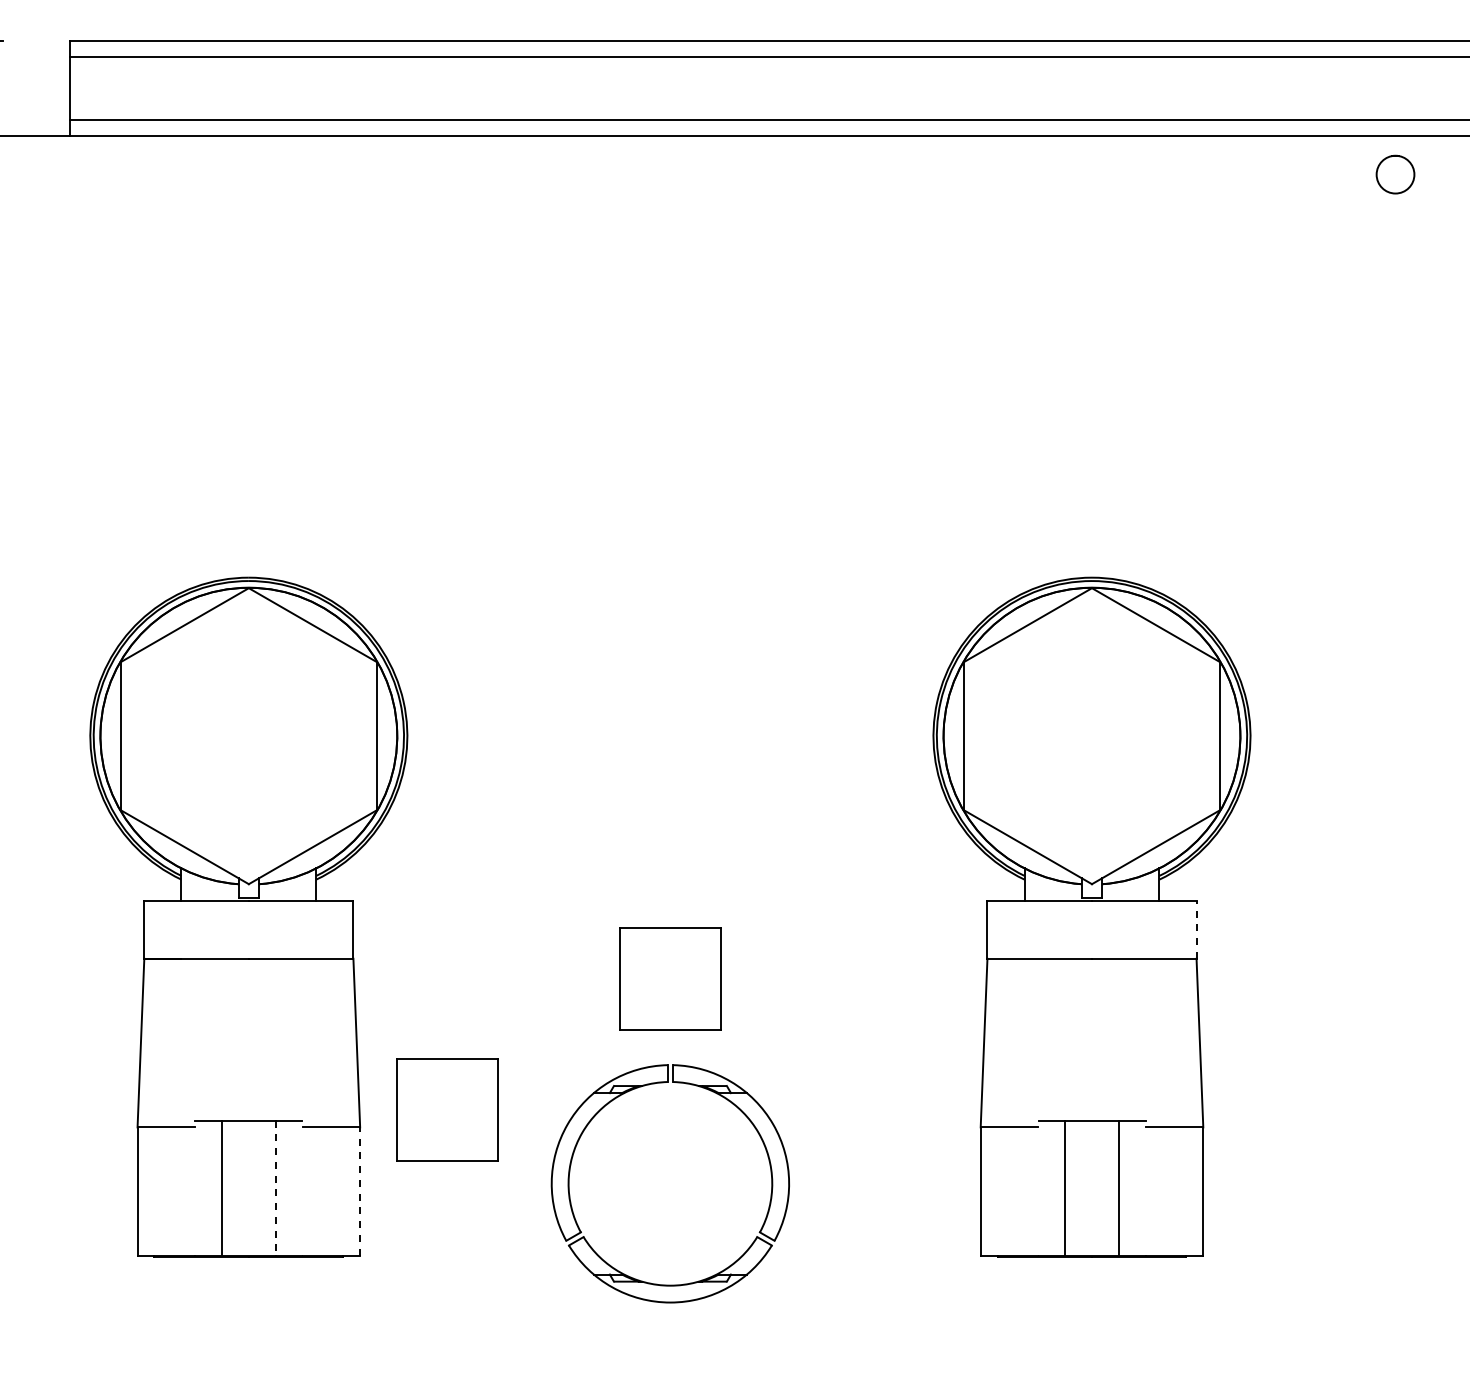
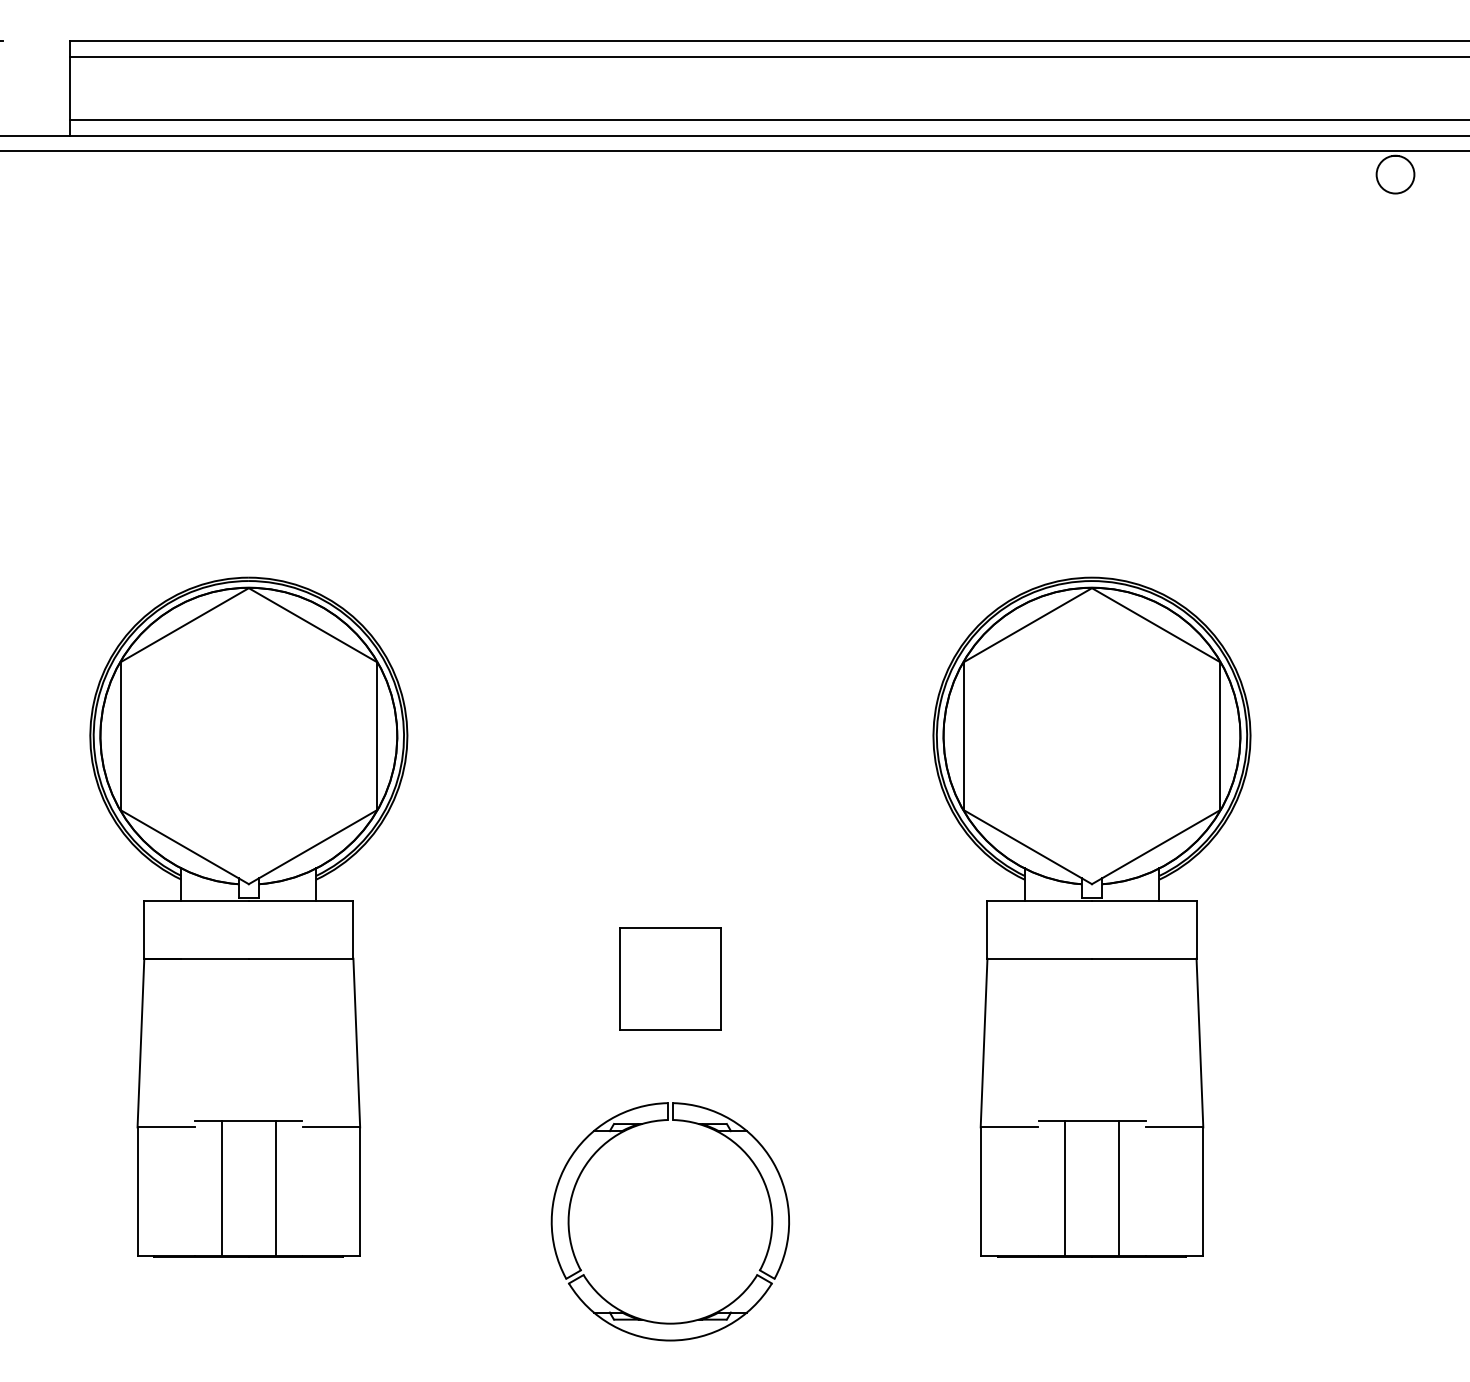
line: none -> present (734, 151)
line: dashed -> solid (1196, 930)
part: present -> none (447, 1109)
part position: (577, 1145) -> (577, 1183) (577, 1183)
line: dashed -> solid (275, 1188)
line: dashed -> solid (360, 1190)
